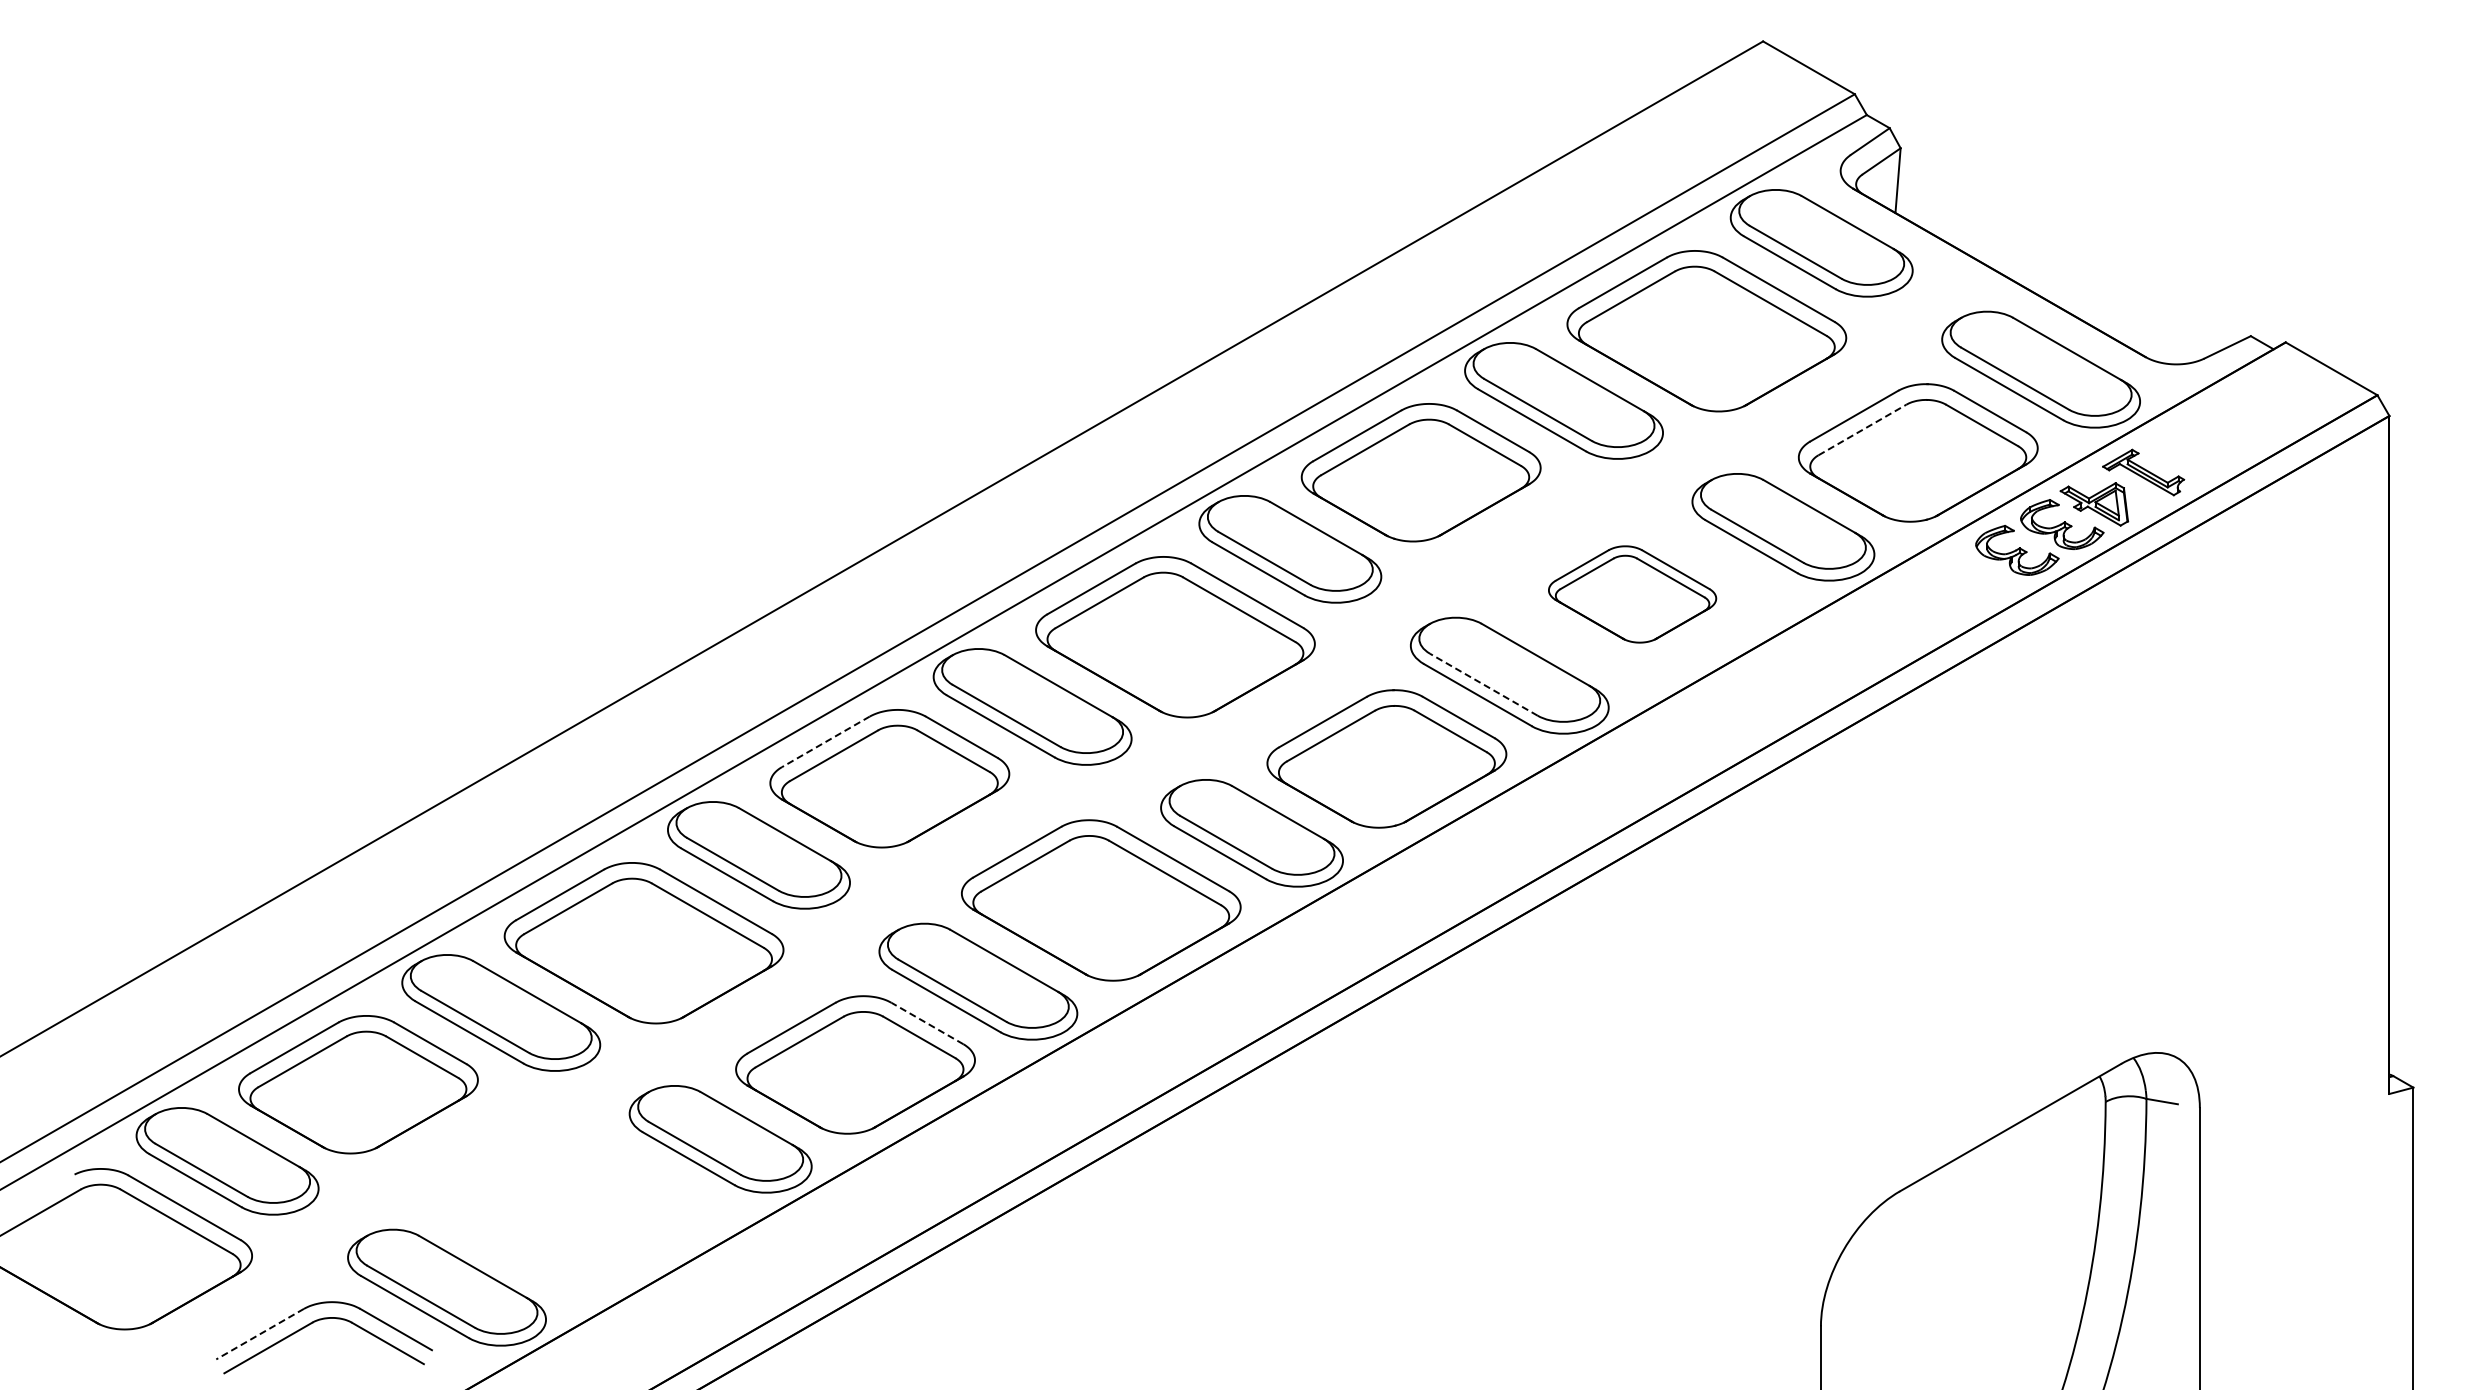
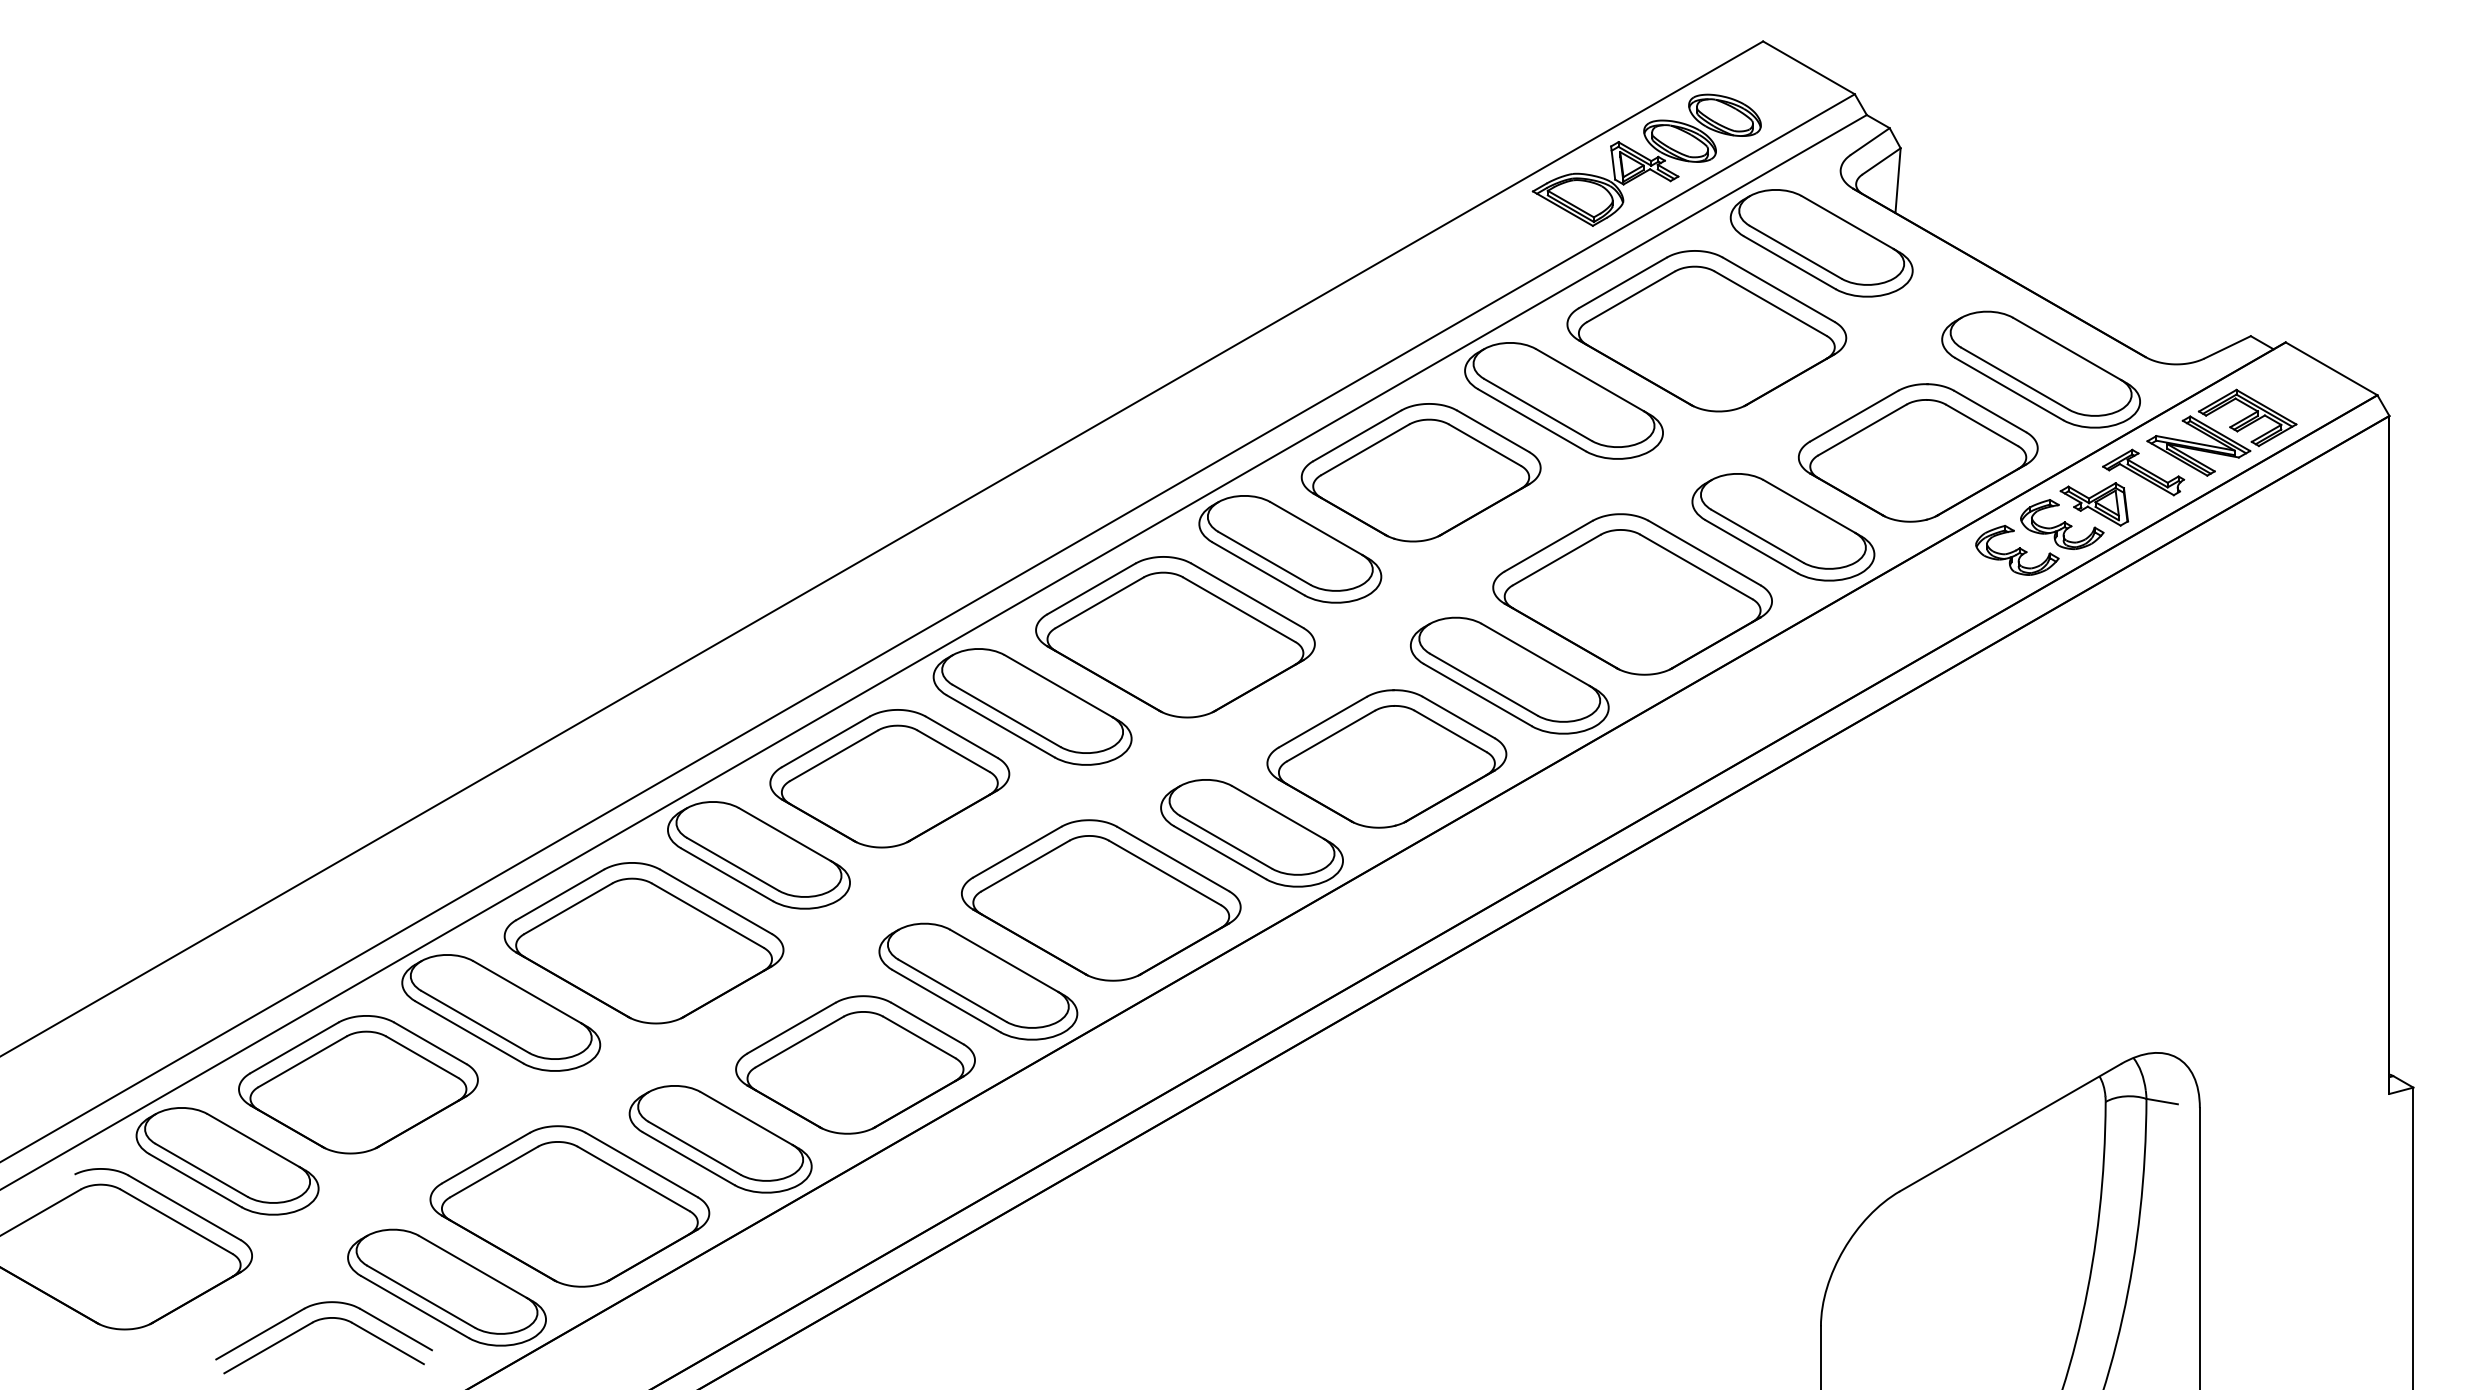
part: none -> present (1646, 159)
line: dashed -> solid (1862, 430)
part: none -> present (2221, 432)
part size: 170x99 px -> 281x163 px (1632, 594)
line: dashed -> solid (1483, 684)
line: dashed -> solid (825, 741)
line: dashed -> solid (927, 1023)
part: none -> present (569, 1206)
line: dashed -> solid (260, 1334)
